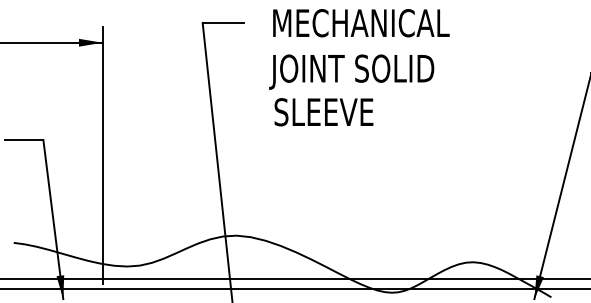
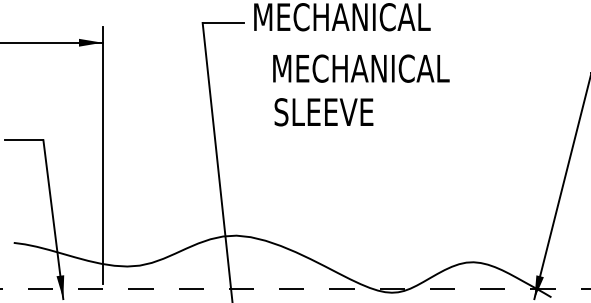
text position: (361, 23) -> (342, 17) (342, 17)
text: JOINT SOLID -> MECHANICAL (359, 71)
line: present -> none (294, 278)
line: solid -> dashed (295, 288)
